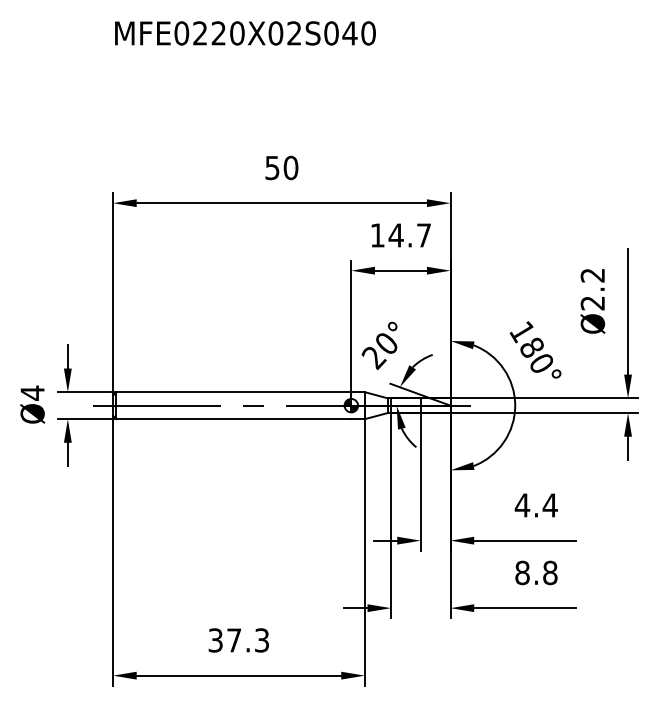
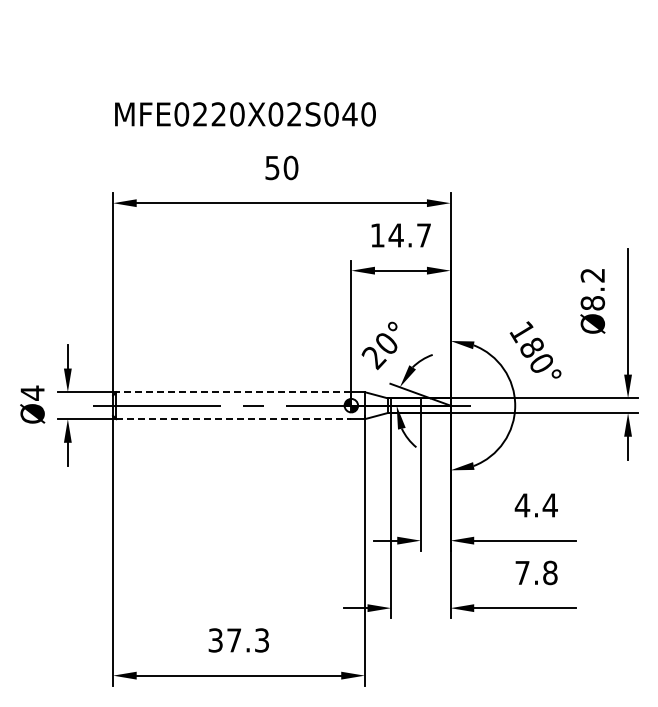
text position: (245, 33) -> (245, 114) (245, 114)
text: Ø2.2 -> Ø8.2 (592, 303)
line: solid -> dashed (233, 392)
line: solid -> dashed (234, 419)
text: 8.8 -> 7.8 (522, 572)
